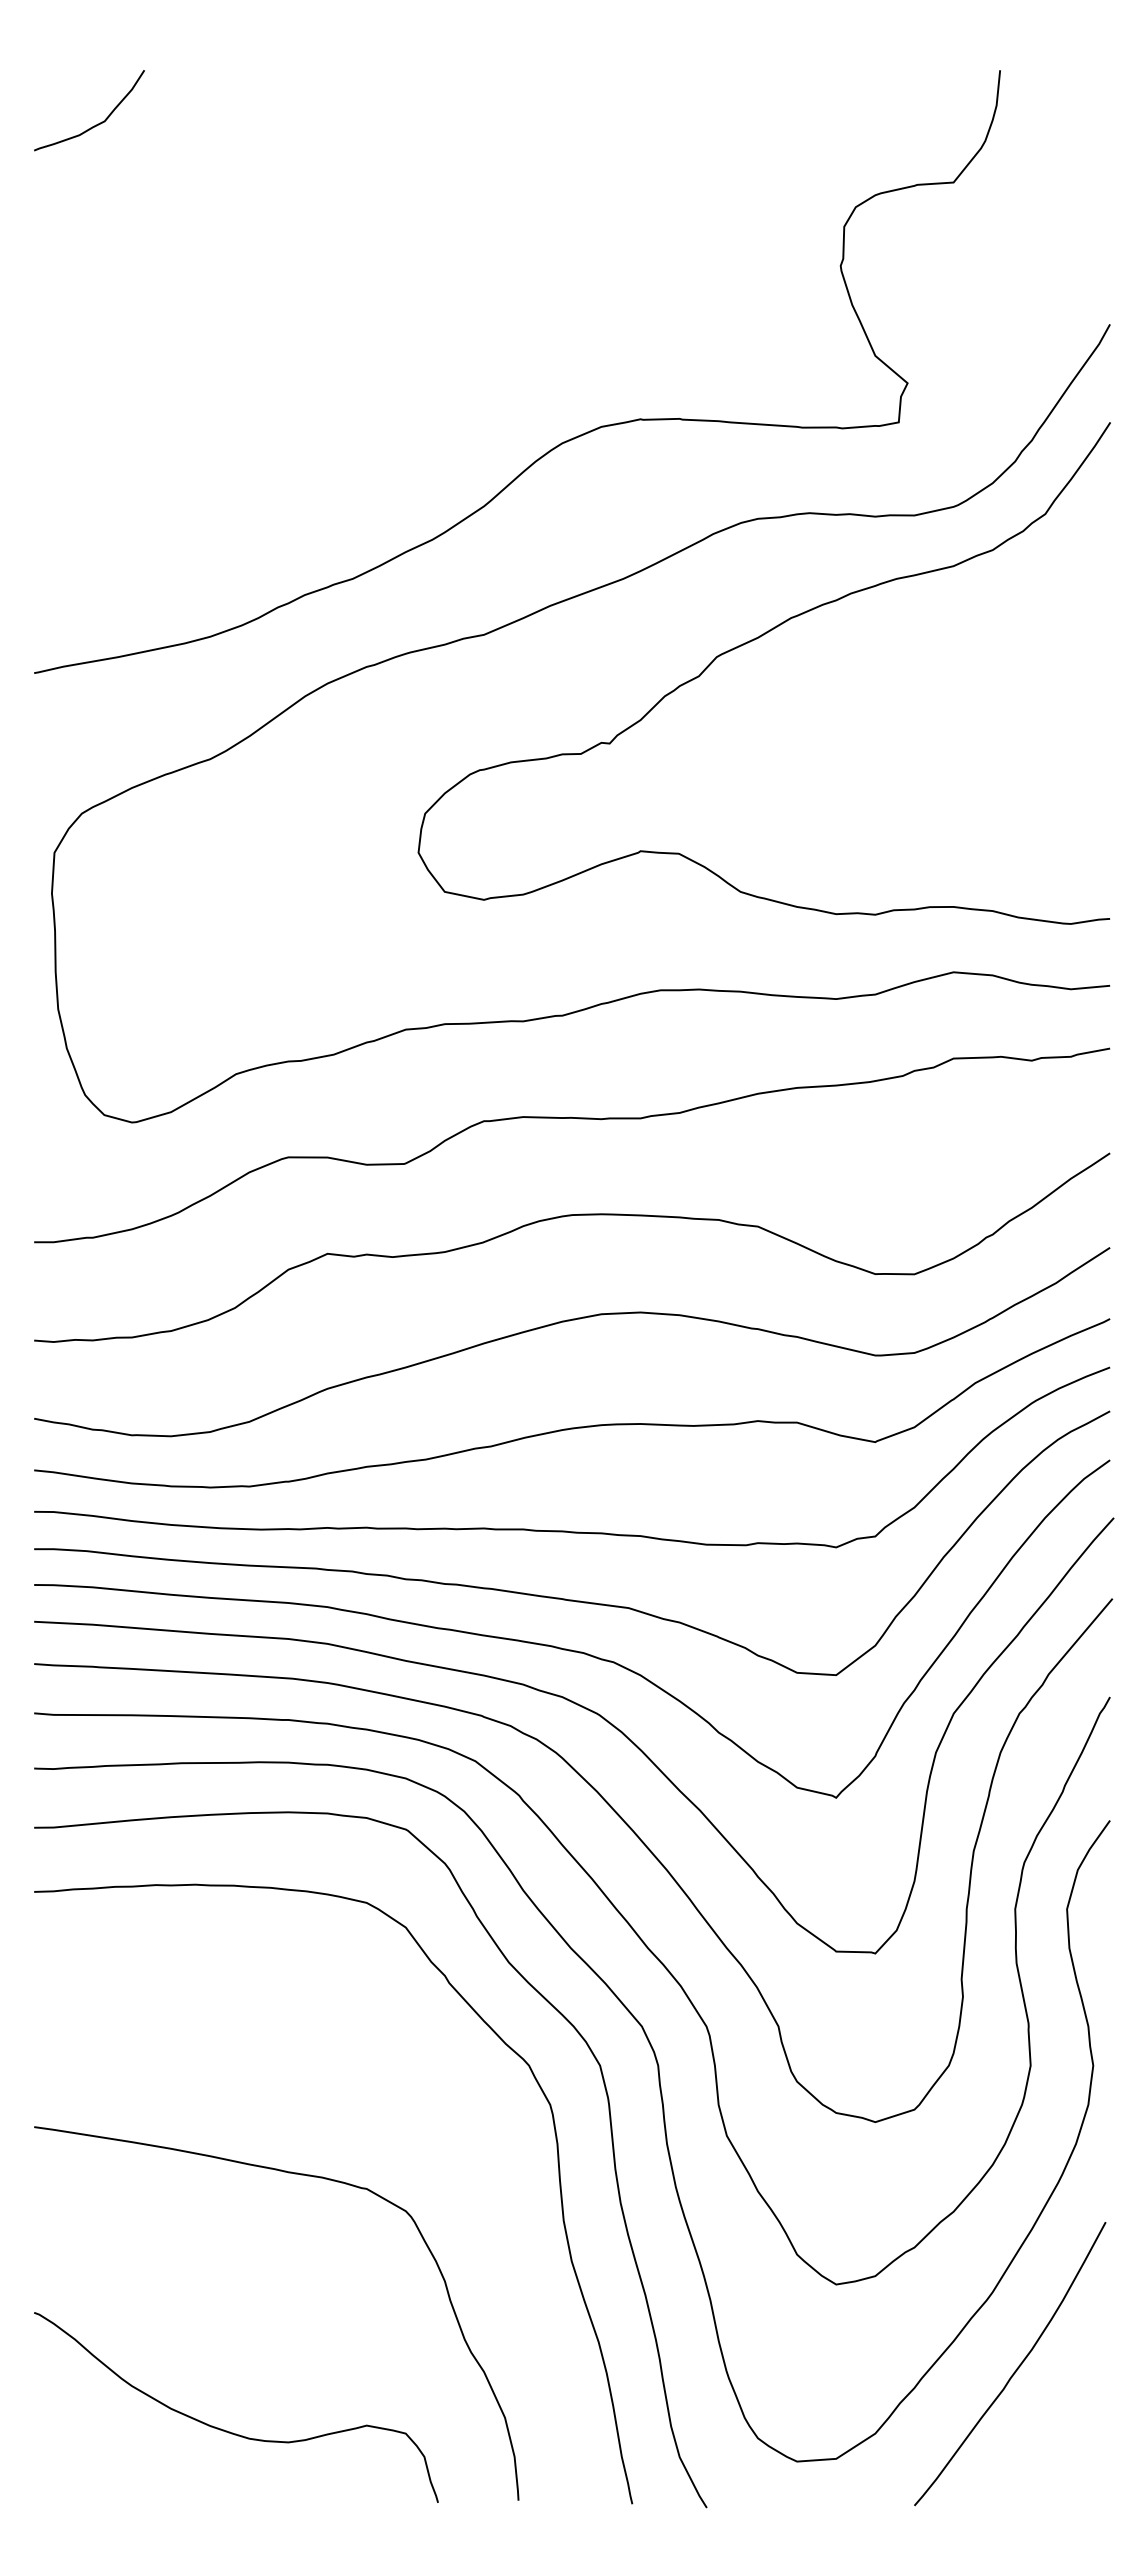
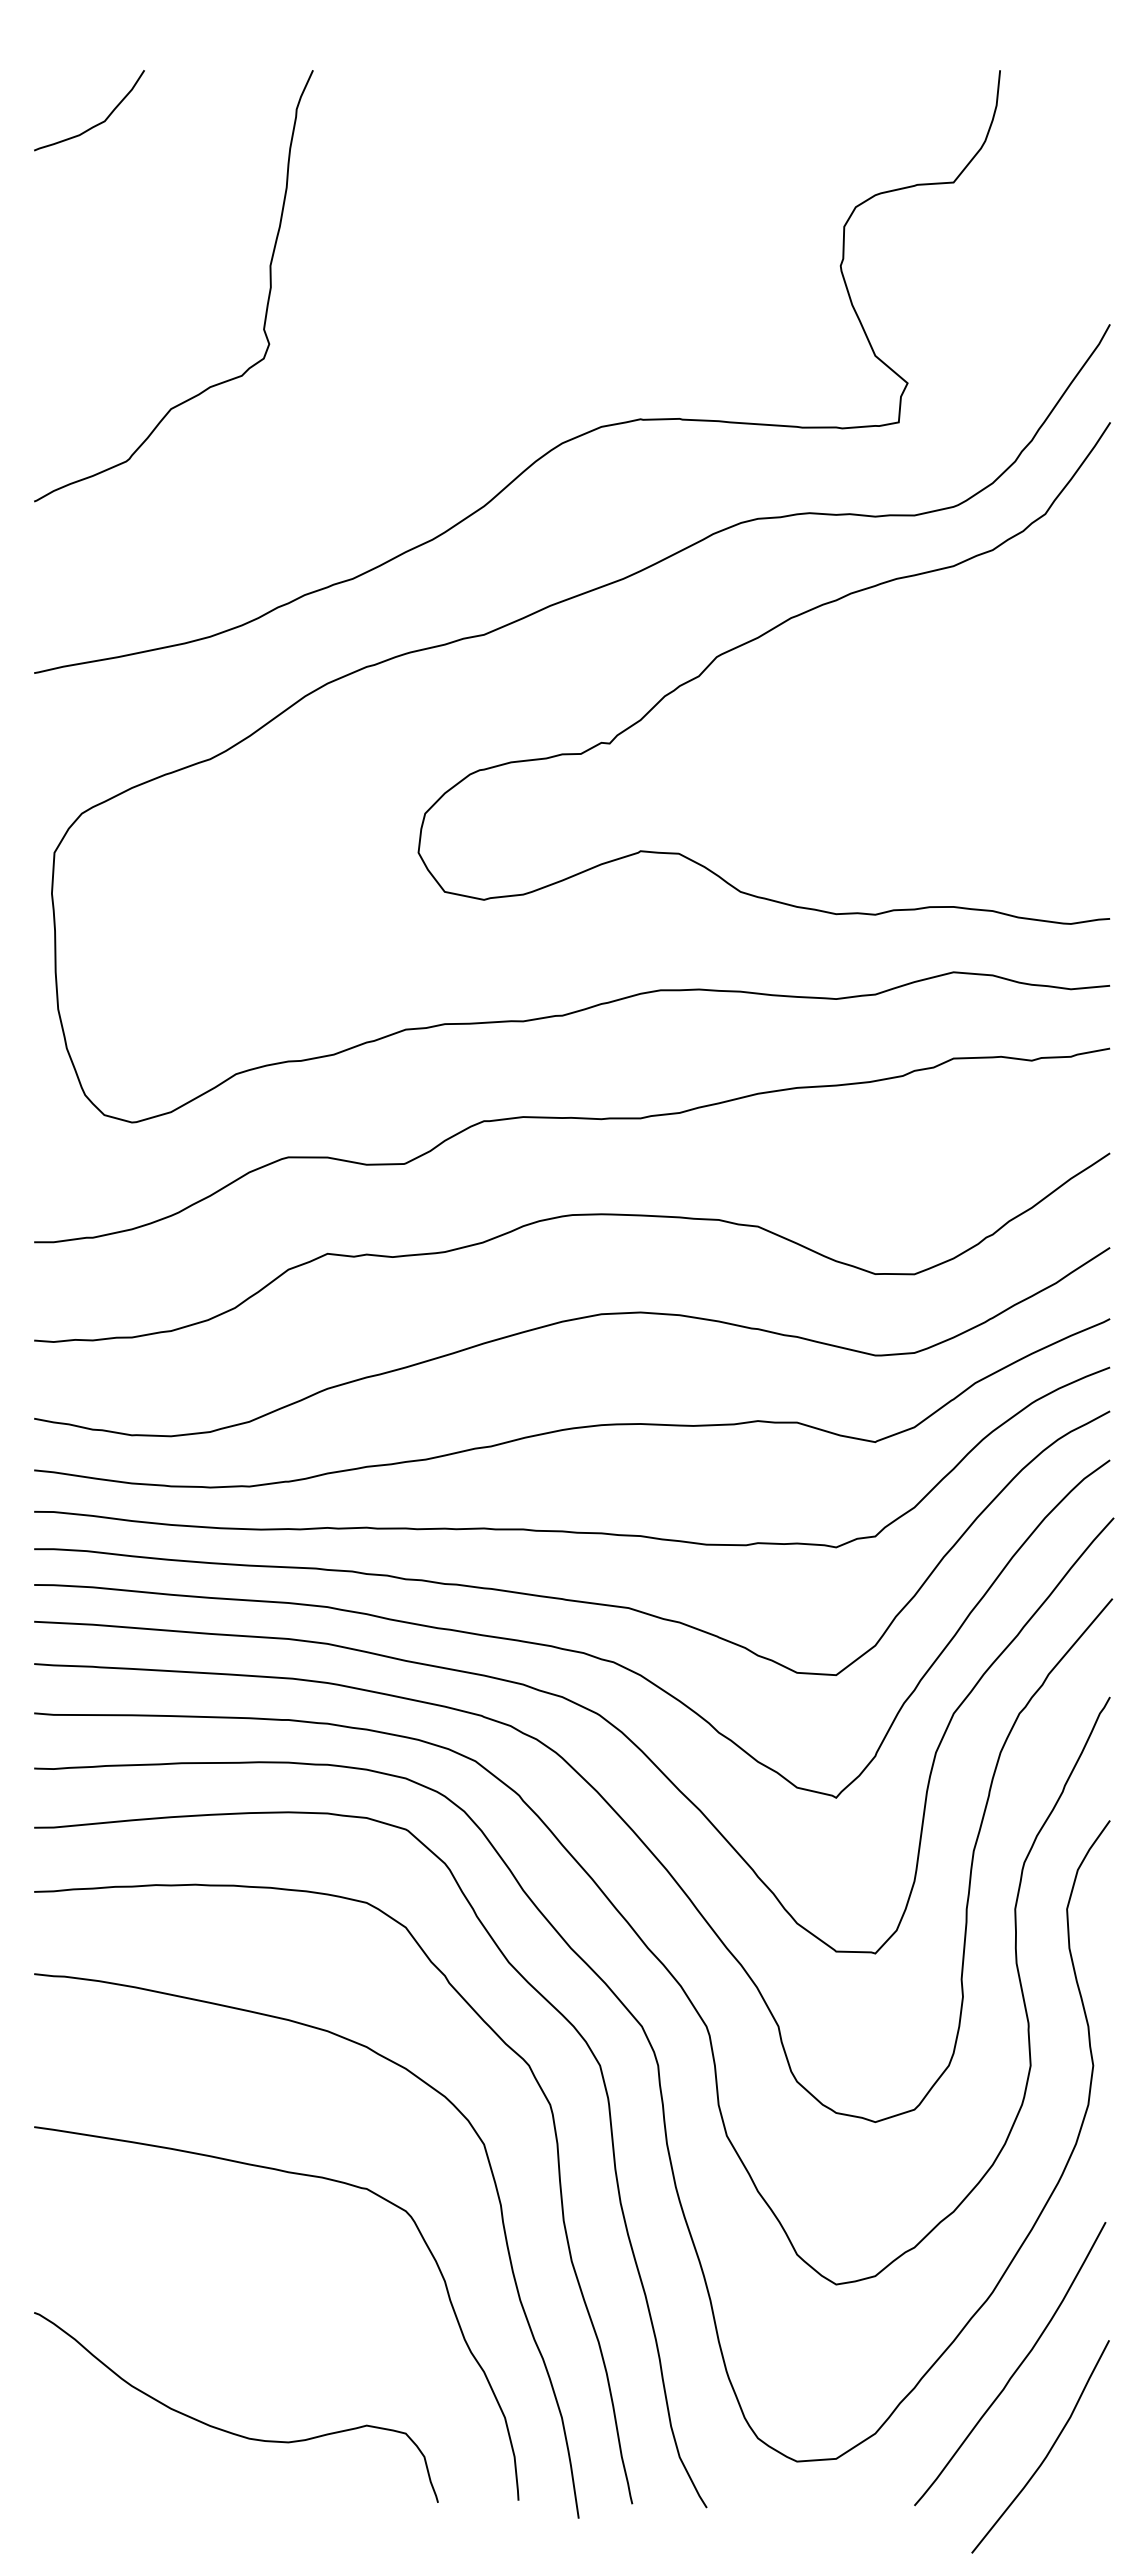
curve: none -> present (266, 304)
curve: none -> present (501, 2219)
curve: none -> present (1047, 2452)
